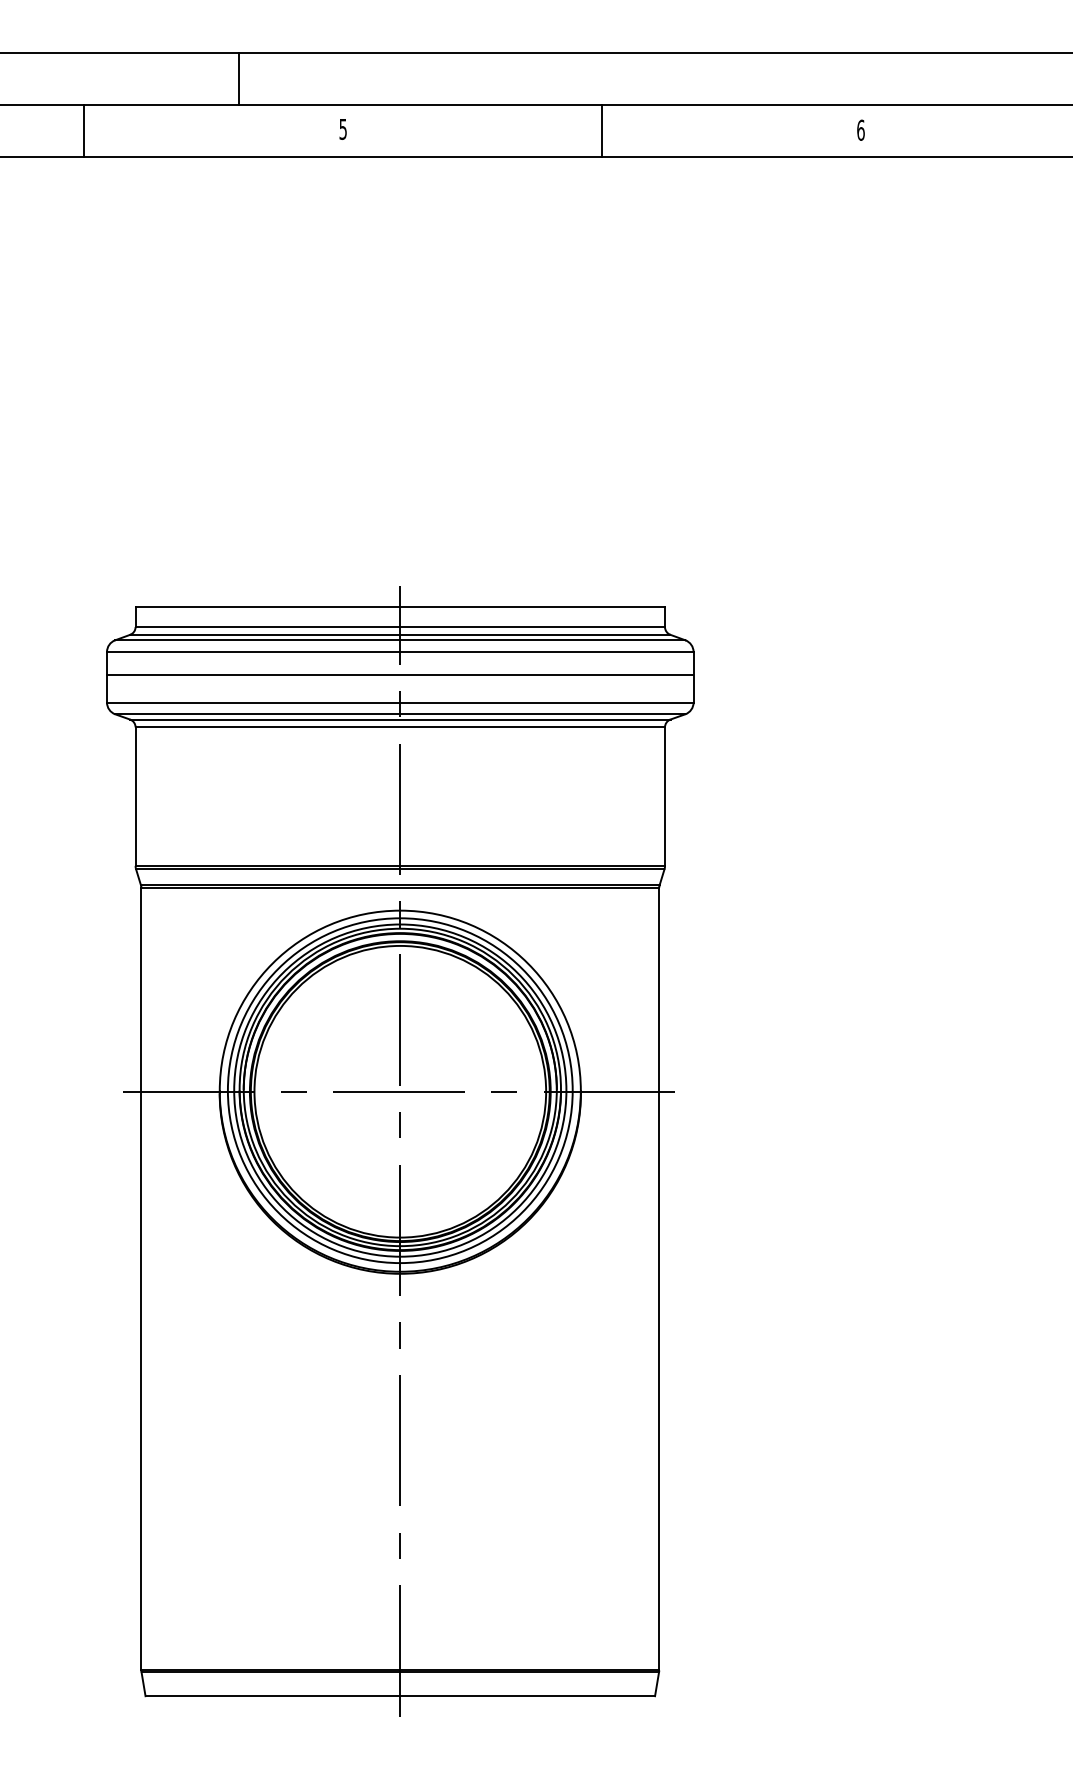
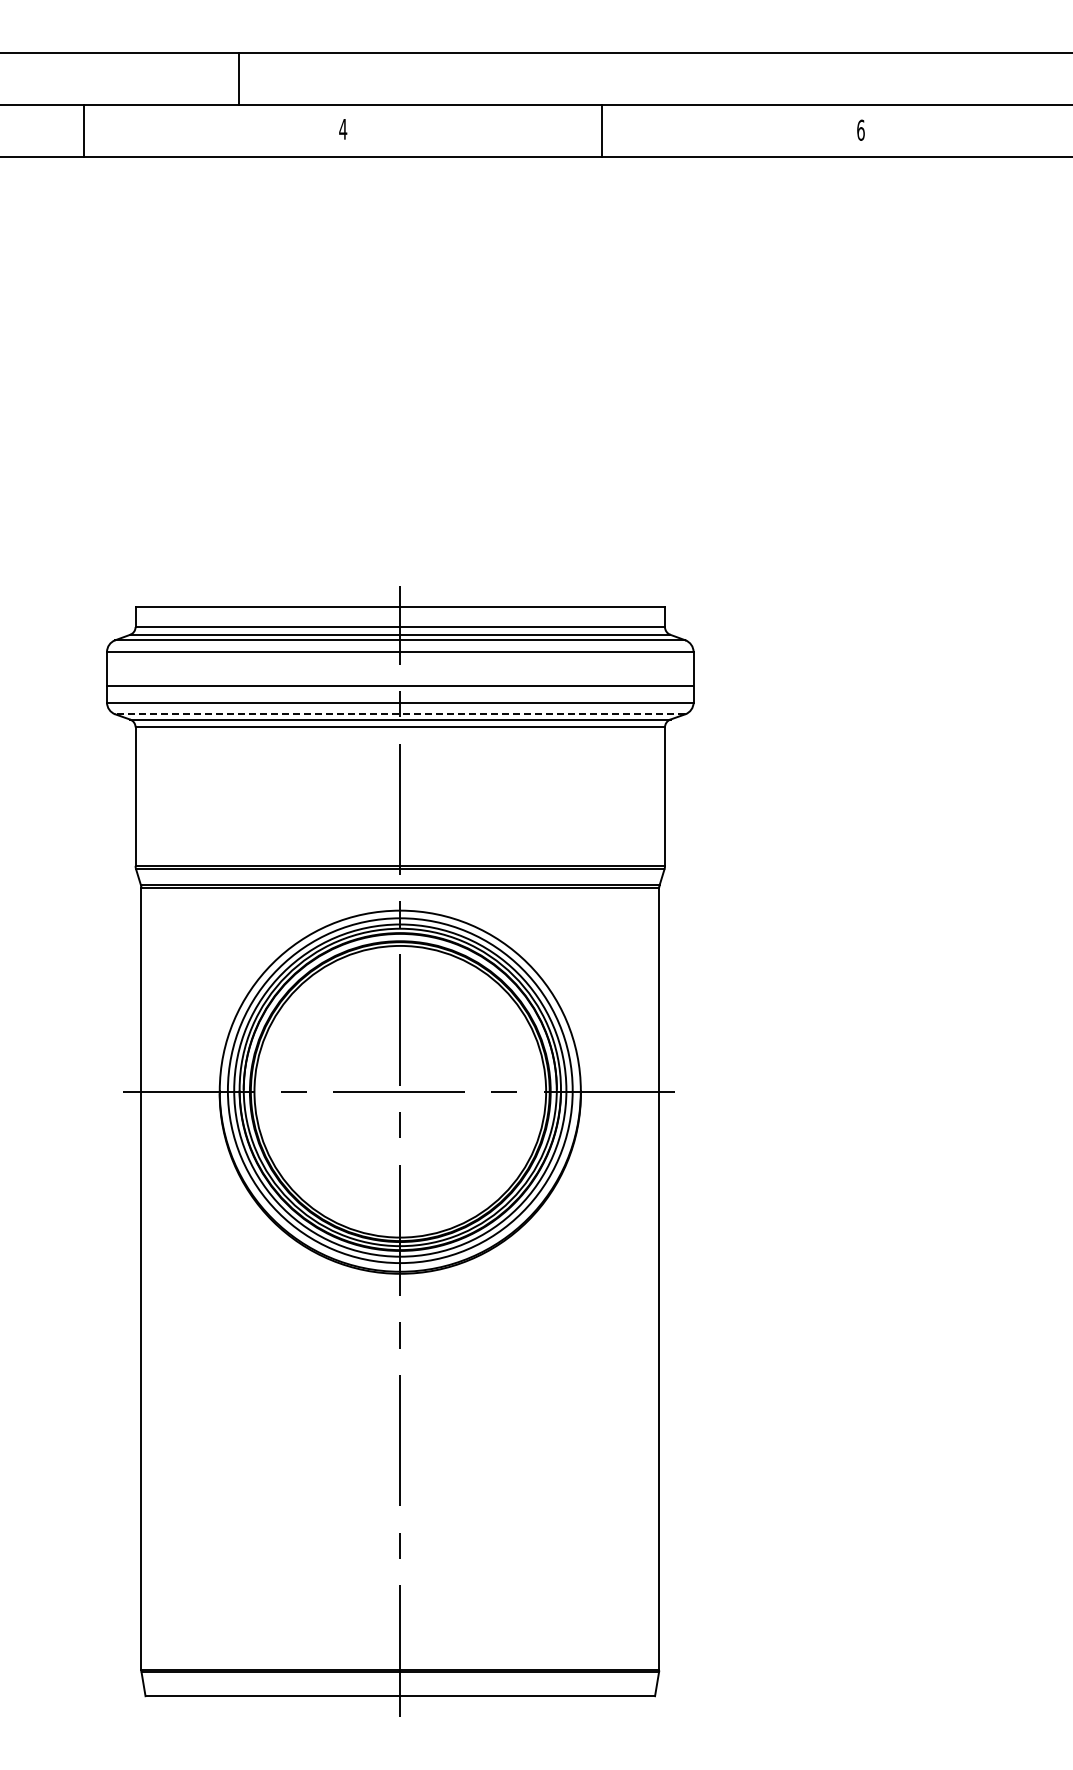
text: 5 -> 4 (343, 129)
line position: (400, 674) -> (400, 685) (400, 685)
line: solid -> dashed (399, 714)
